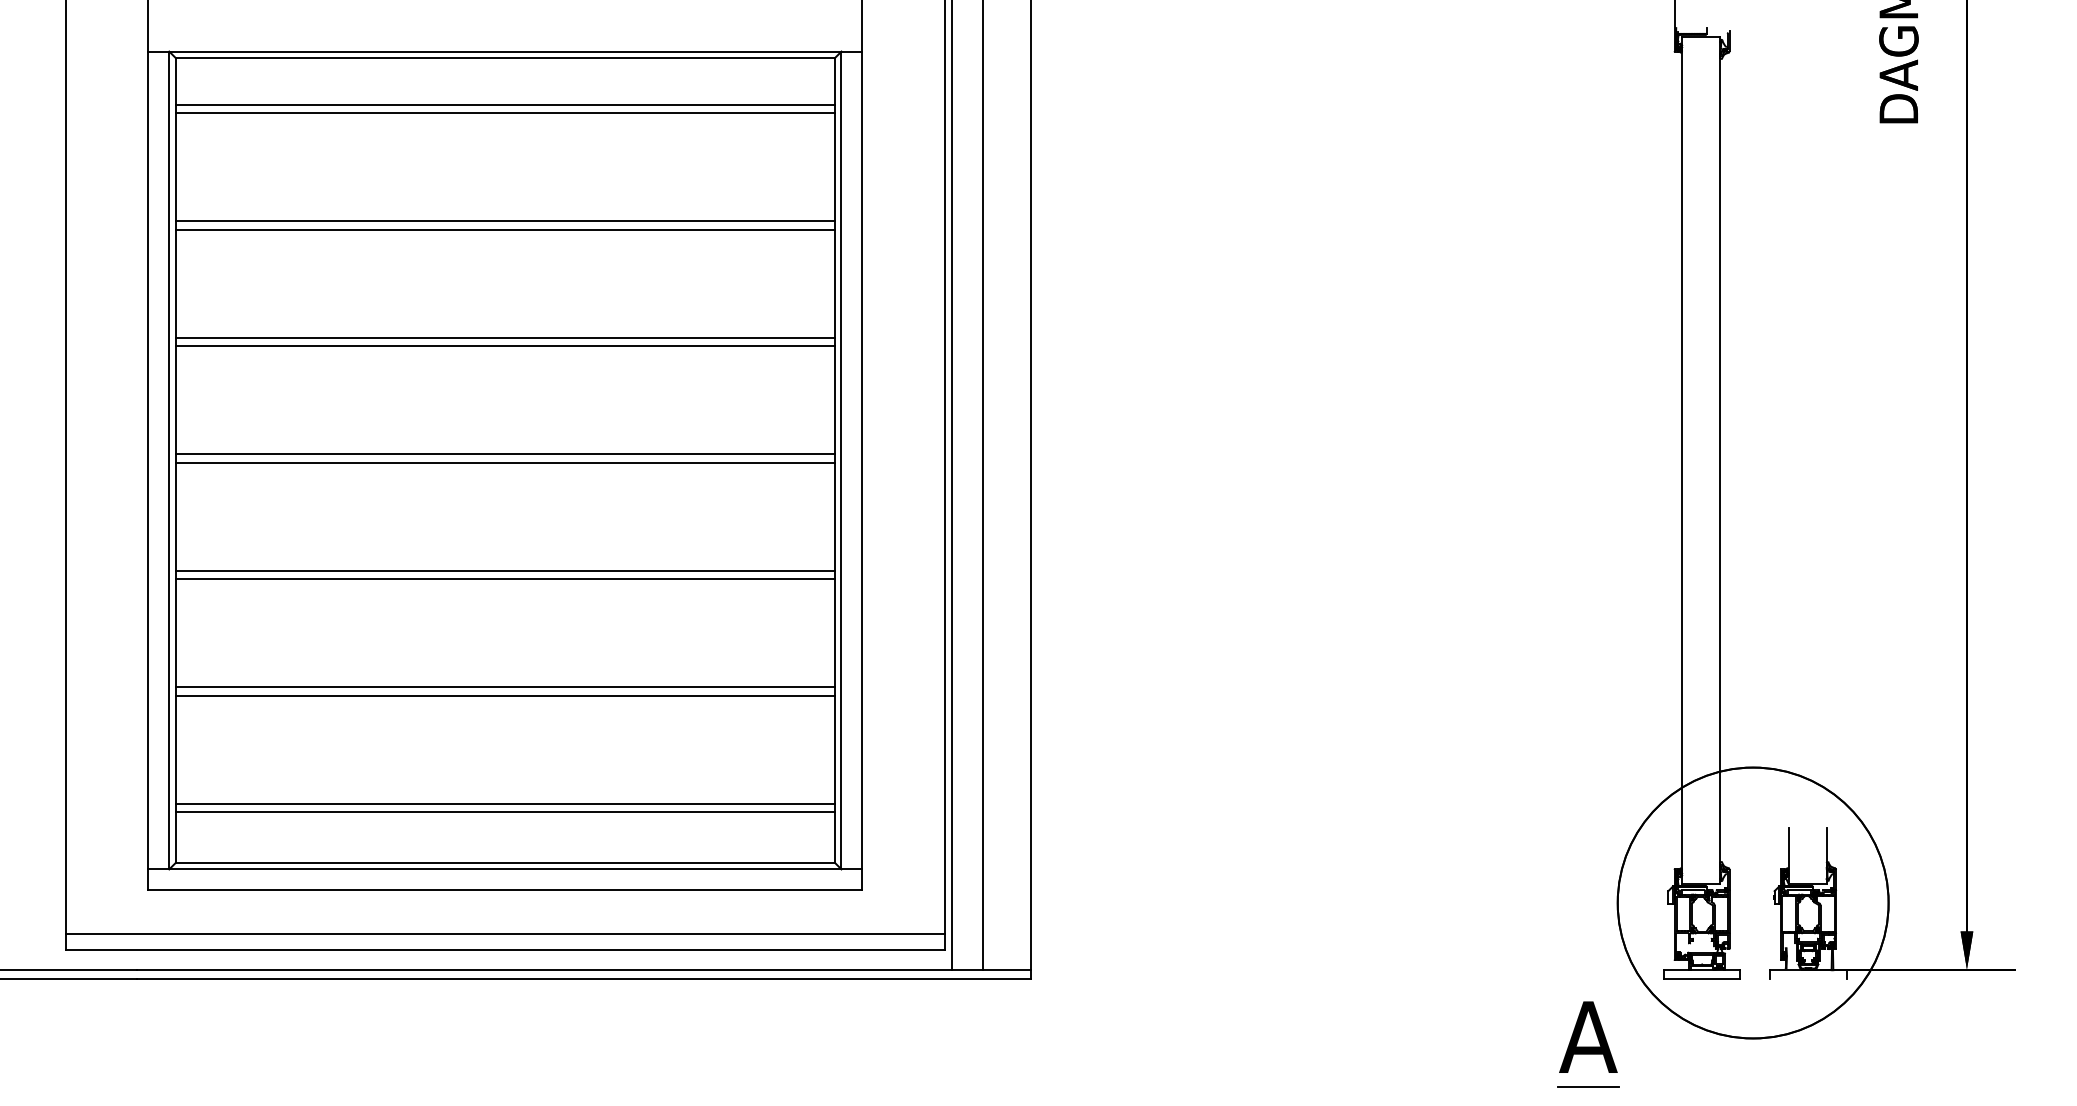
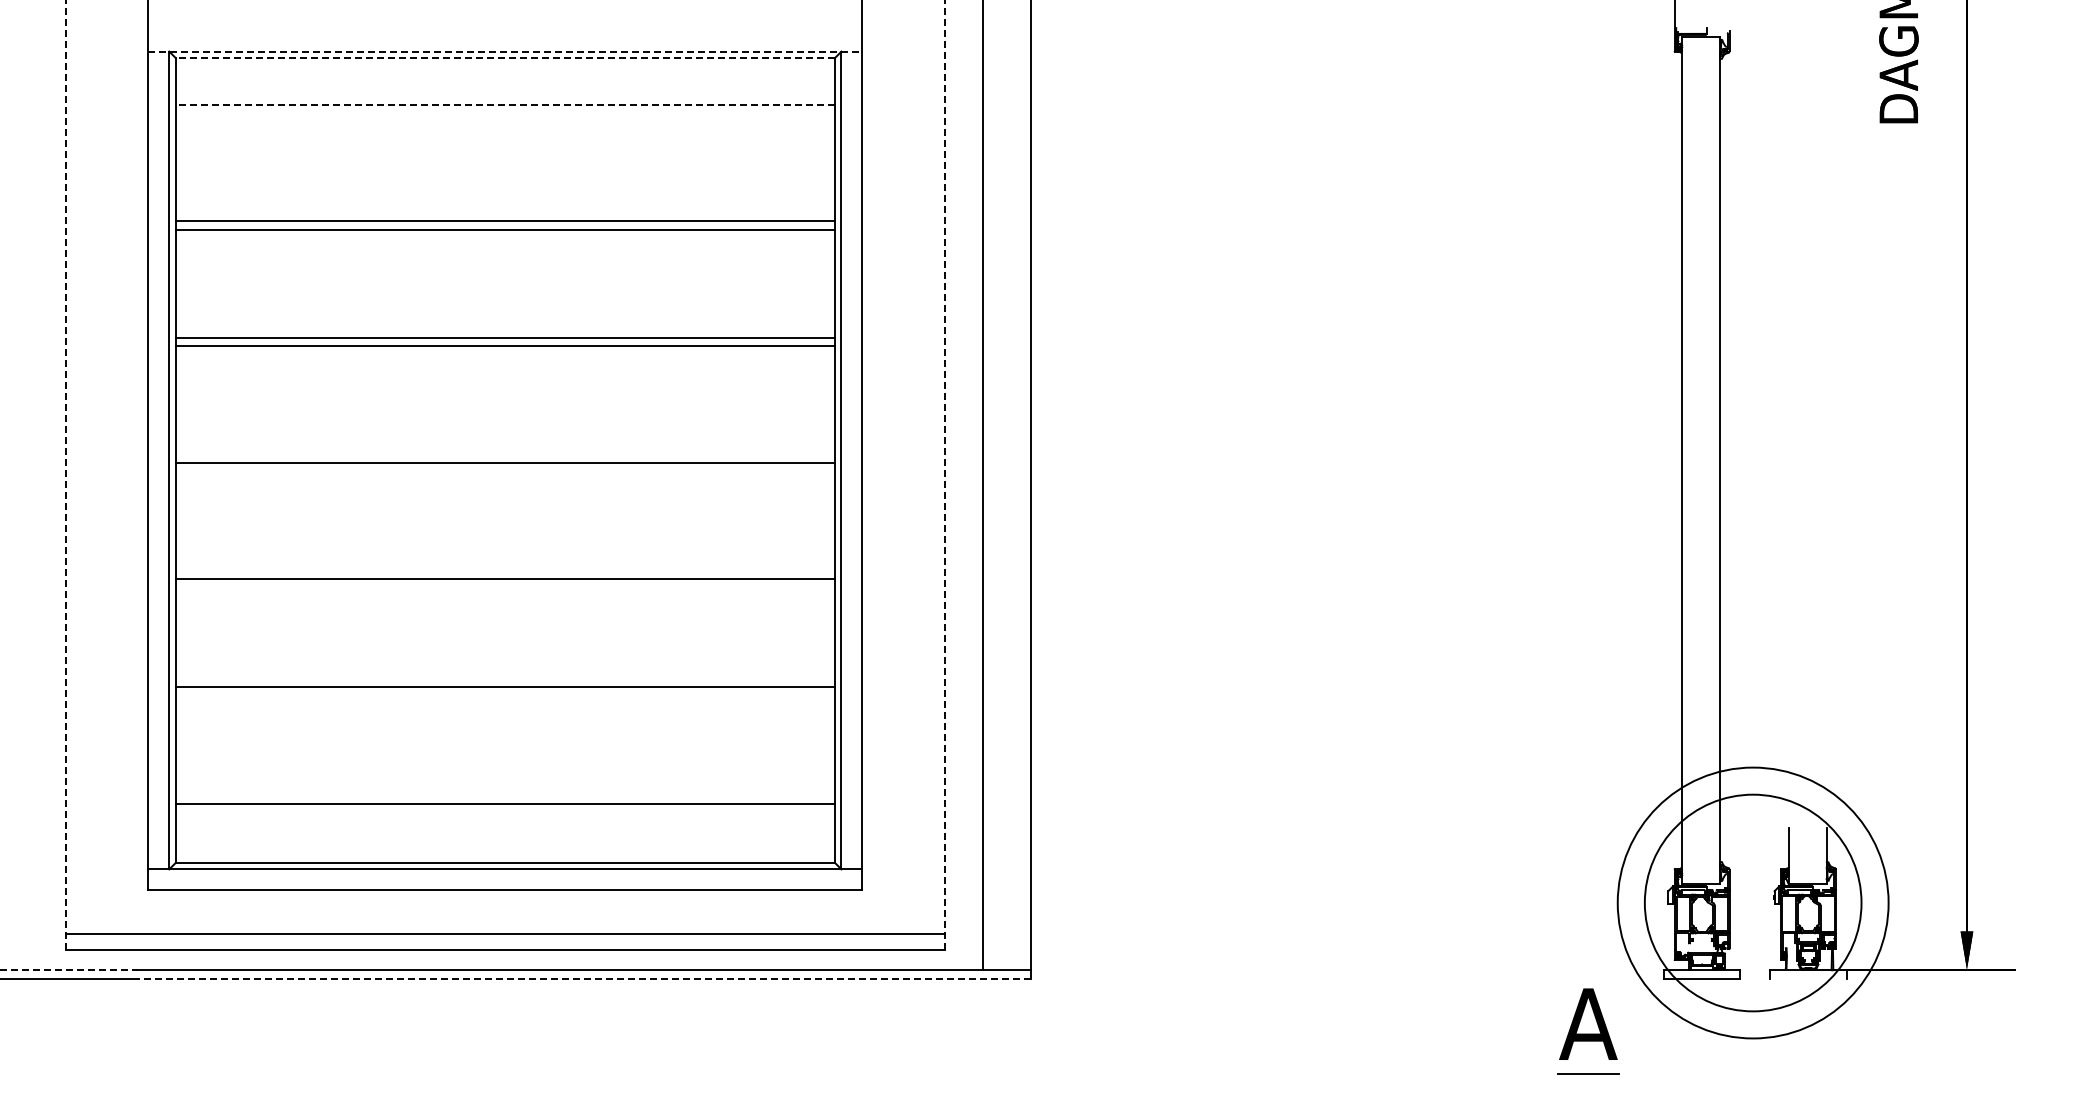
line: solid -> dashed (505, 51)
line: solid -> dashed (504, 58)
line: solid -> dashed (504, 104)
line: present -> none (504, 113)
line: present -> none (504, 454)
line: solid -> dashed (66, 474)
line: solid -> dashed (944, 474)
line: present -> none (952, 486)
line: present -> none (504, 570)
line: present -> none (504, 695)
line: present -> none (504, 812)
circle diameter: 271 px -> 217 px (1752, 902)
line: solid -> dashed (68, 969)
line: solid -> dashed (583, 979)
part position: (1588, 1044) -> (1588, 1031) (1588, 1031)
